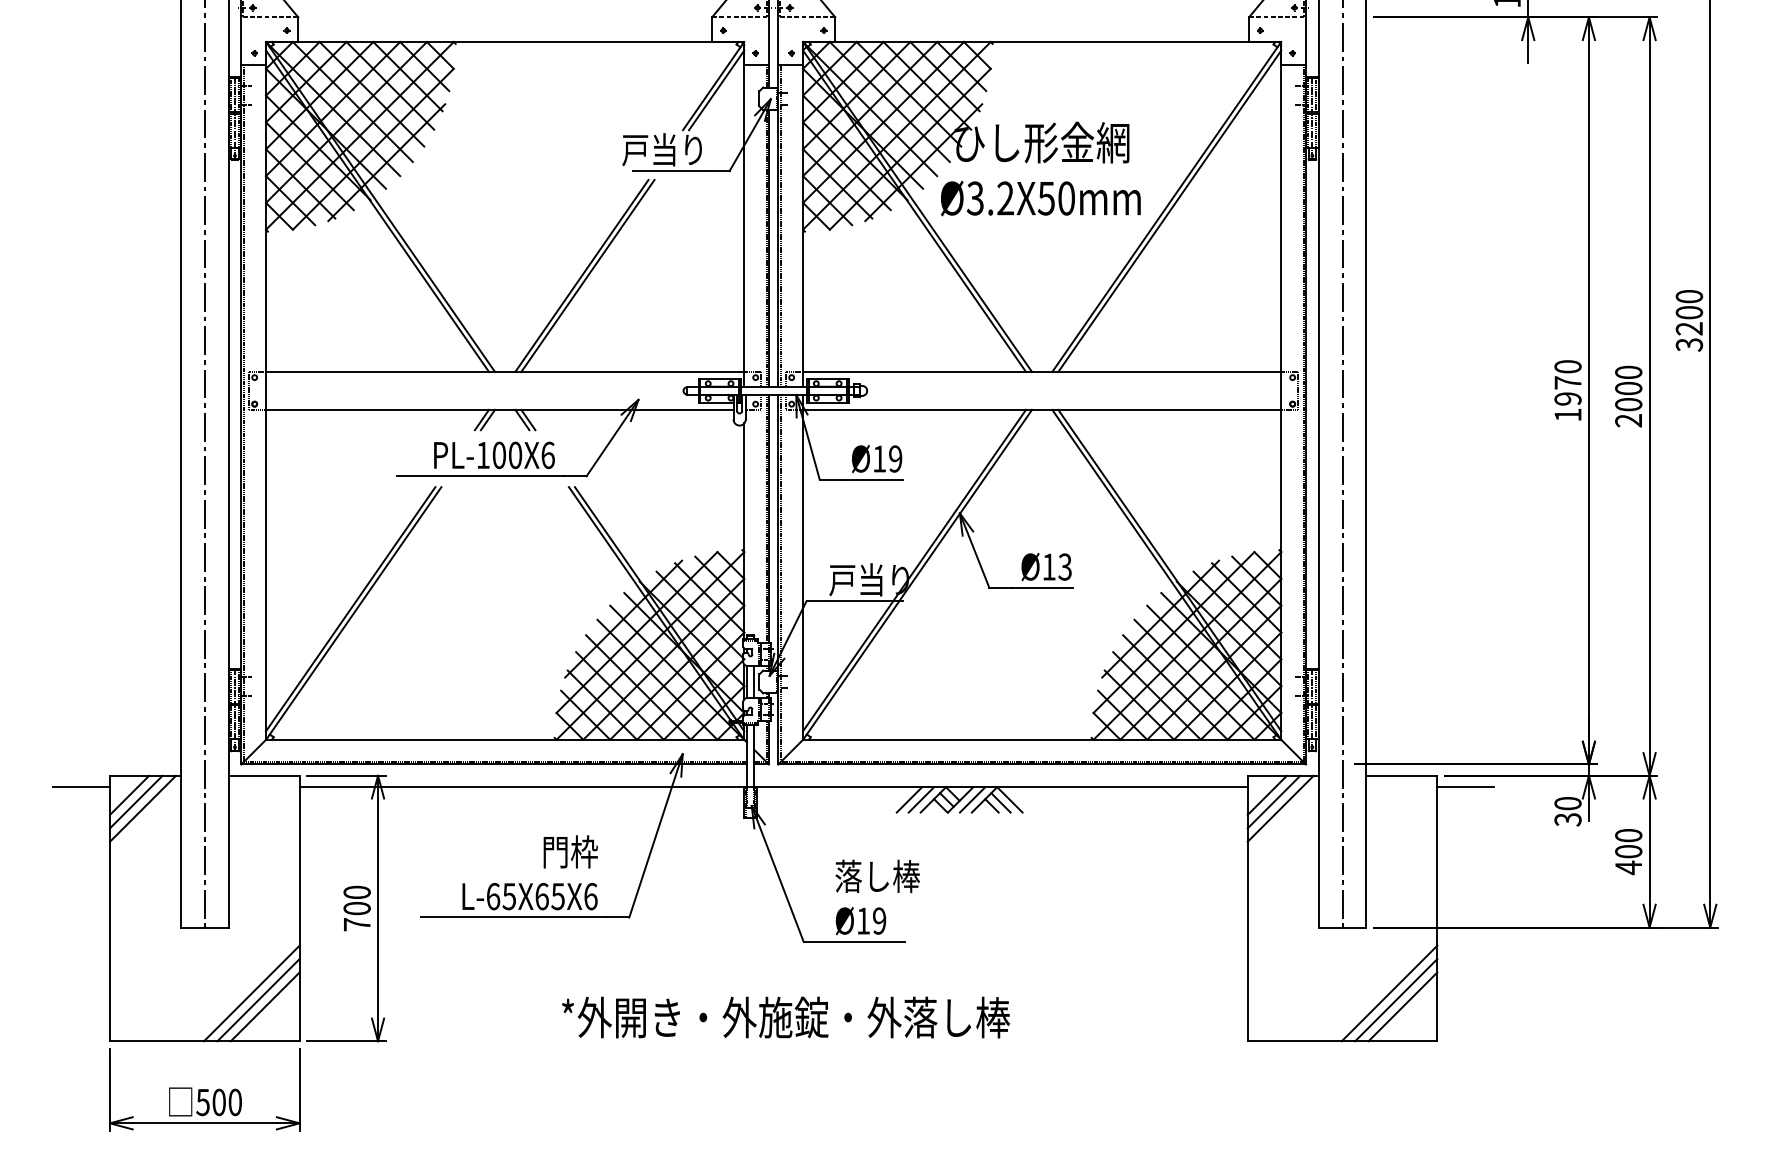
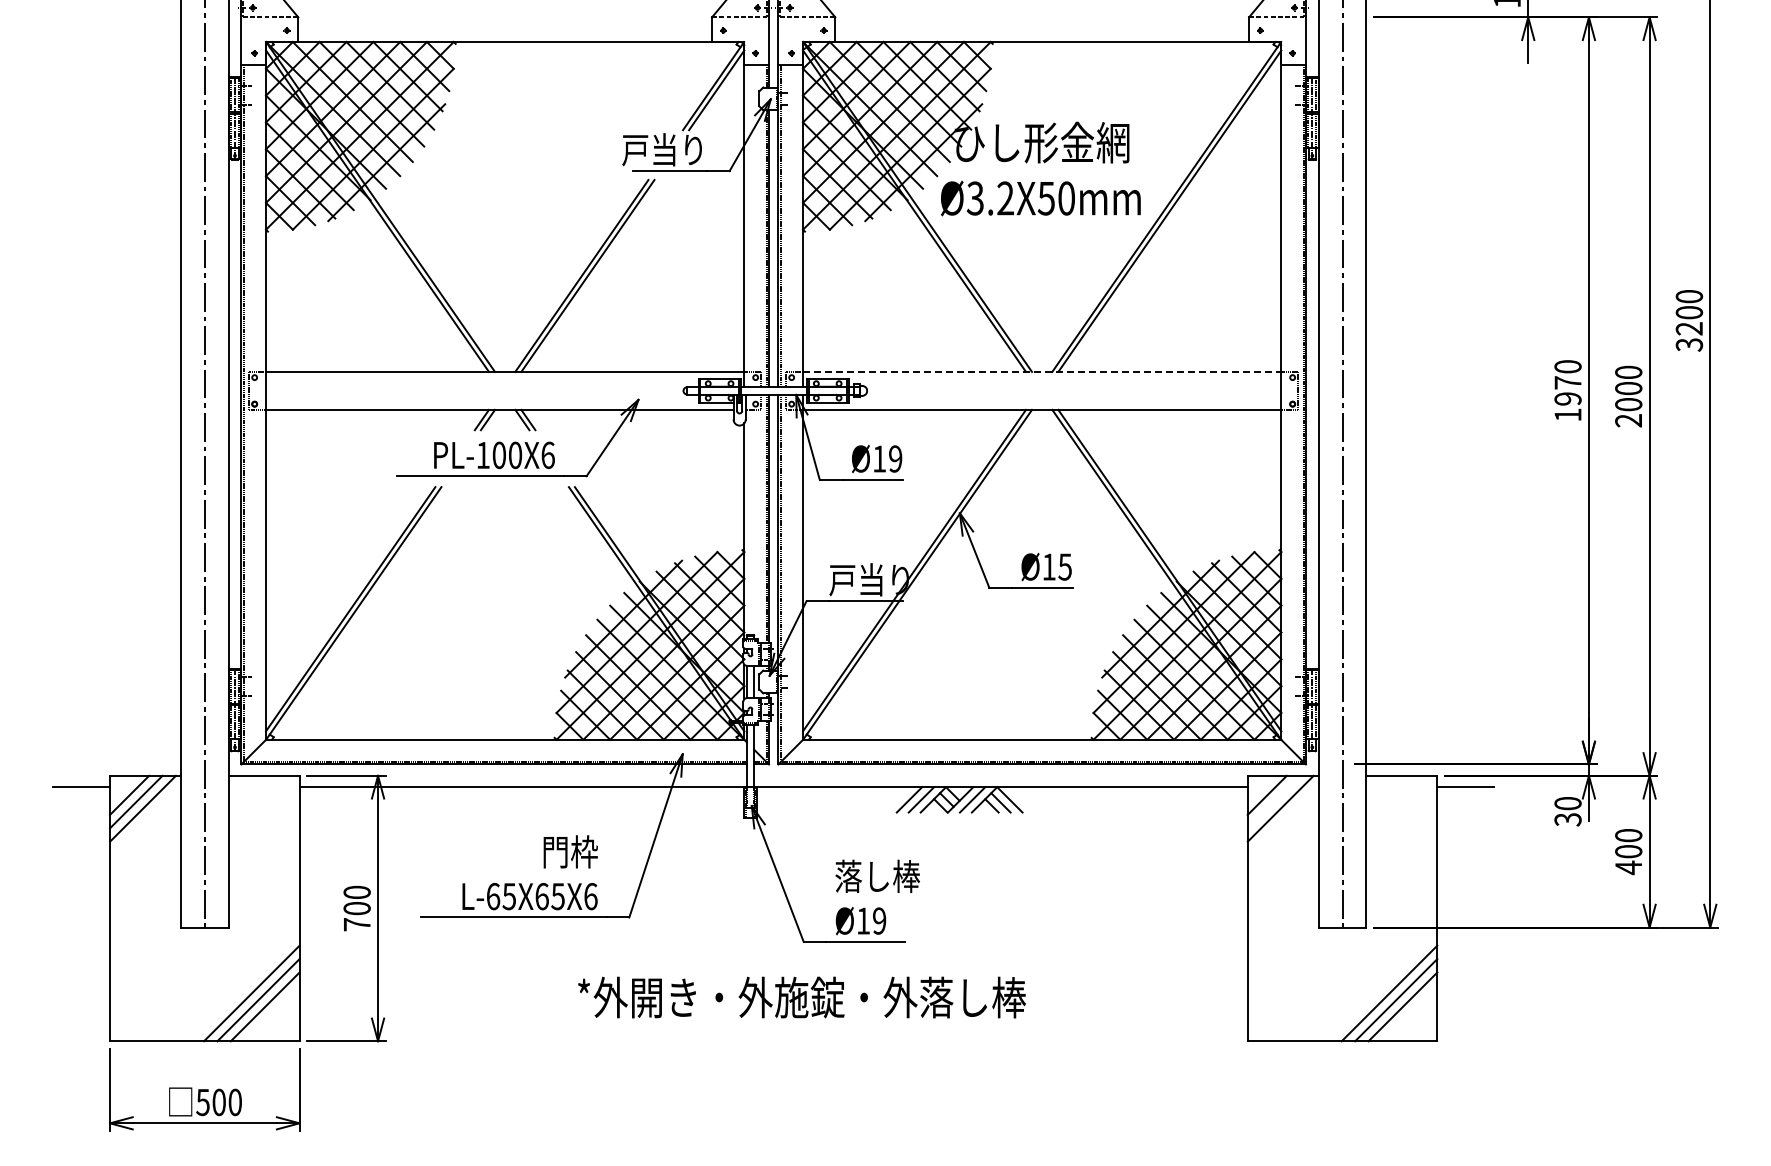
line: solid -> dashed (1042, 371)
text: Ø13 -> Ø15 (1064, 566)
line: present -> none (1273, 801)
text position: (785, 1017) -> (801, 997) (801, 997)
